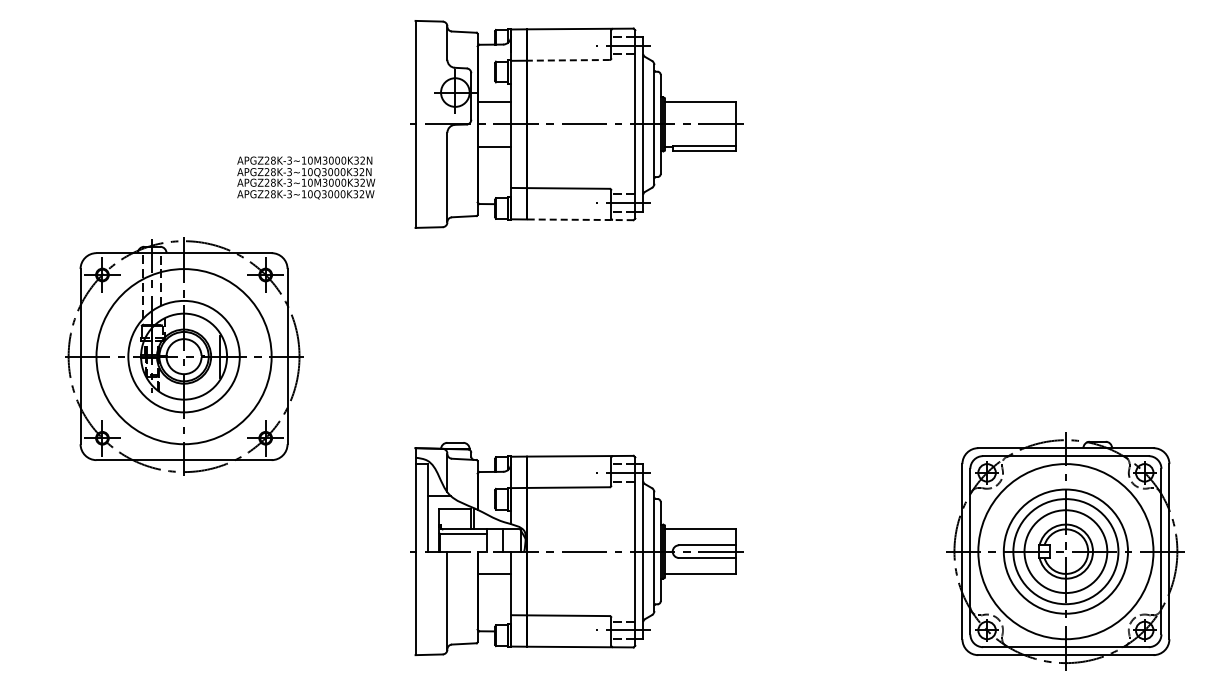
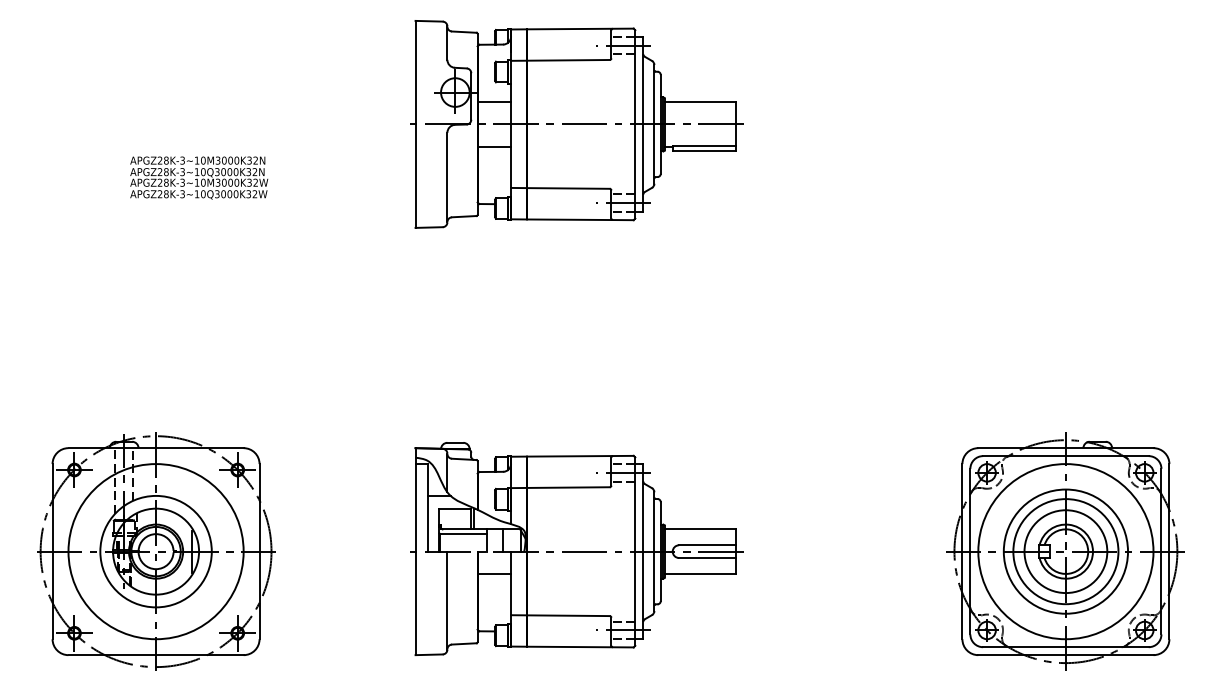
line: dashed -> solid (567, 60)
text position: (306, 177) -> (199, 177) (199, 177)
line: dashed -> solid (579, 219)
part position: (184, 356) -> (156, 551) (156, 551)
